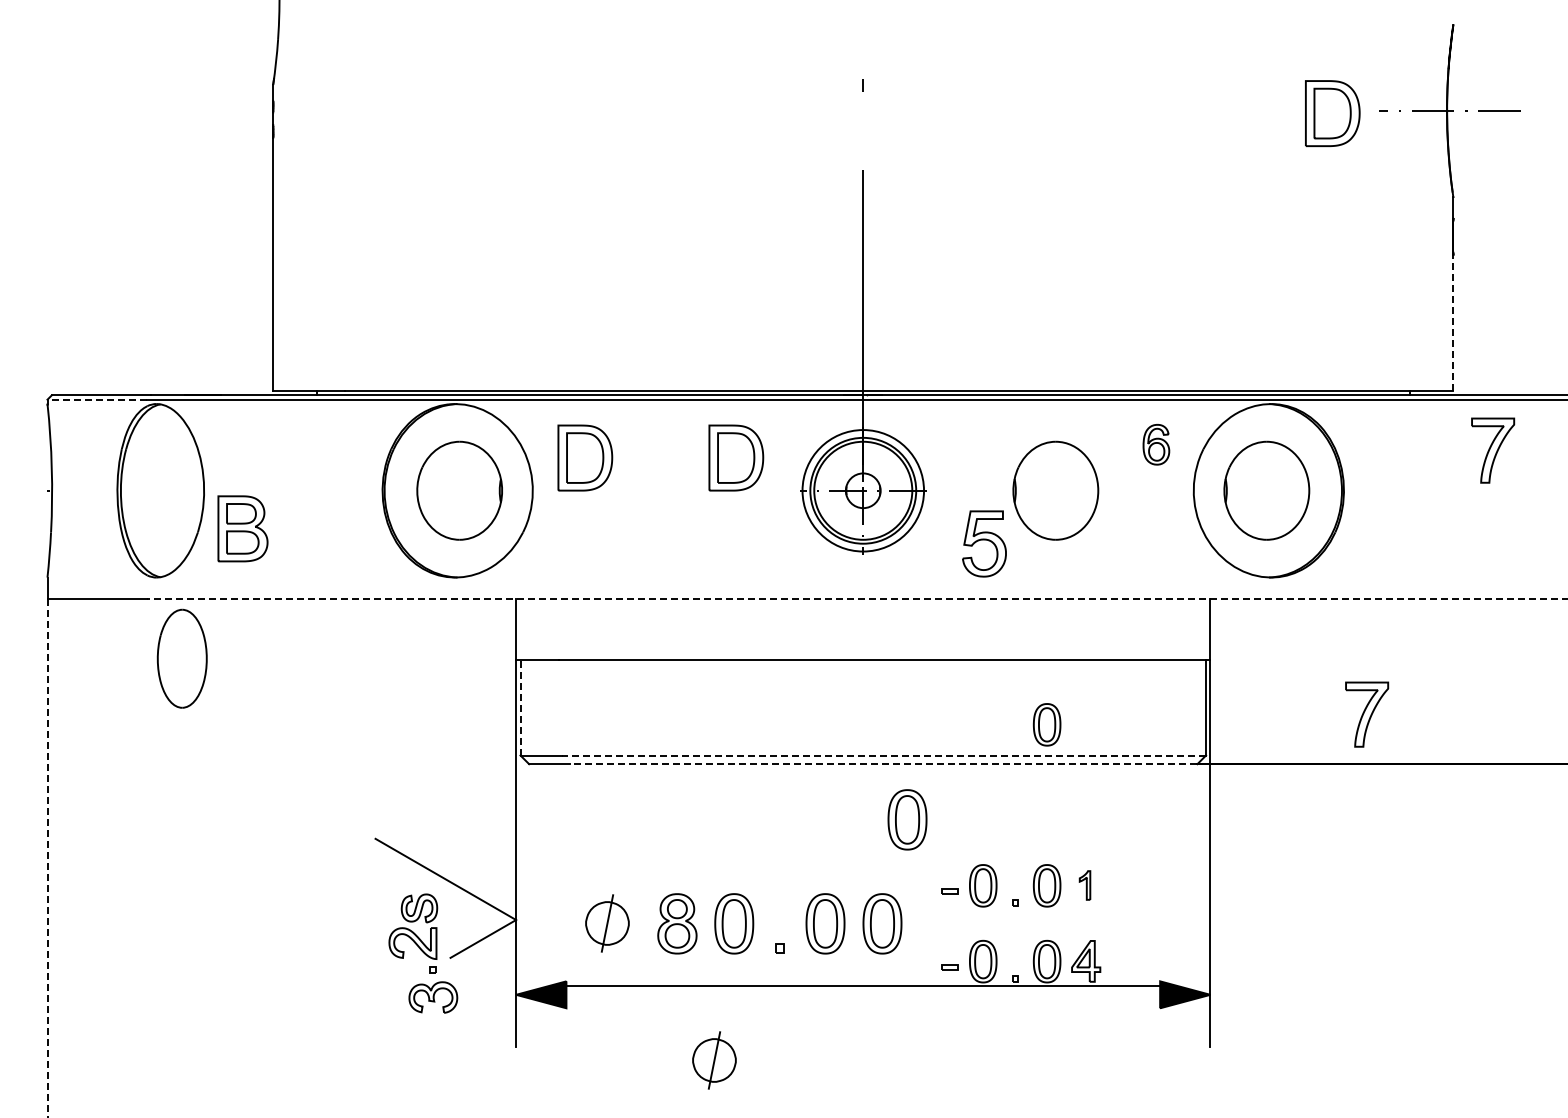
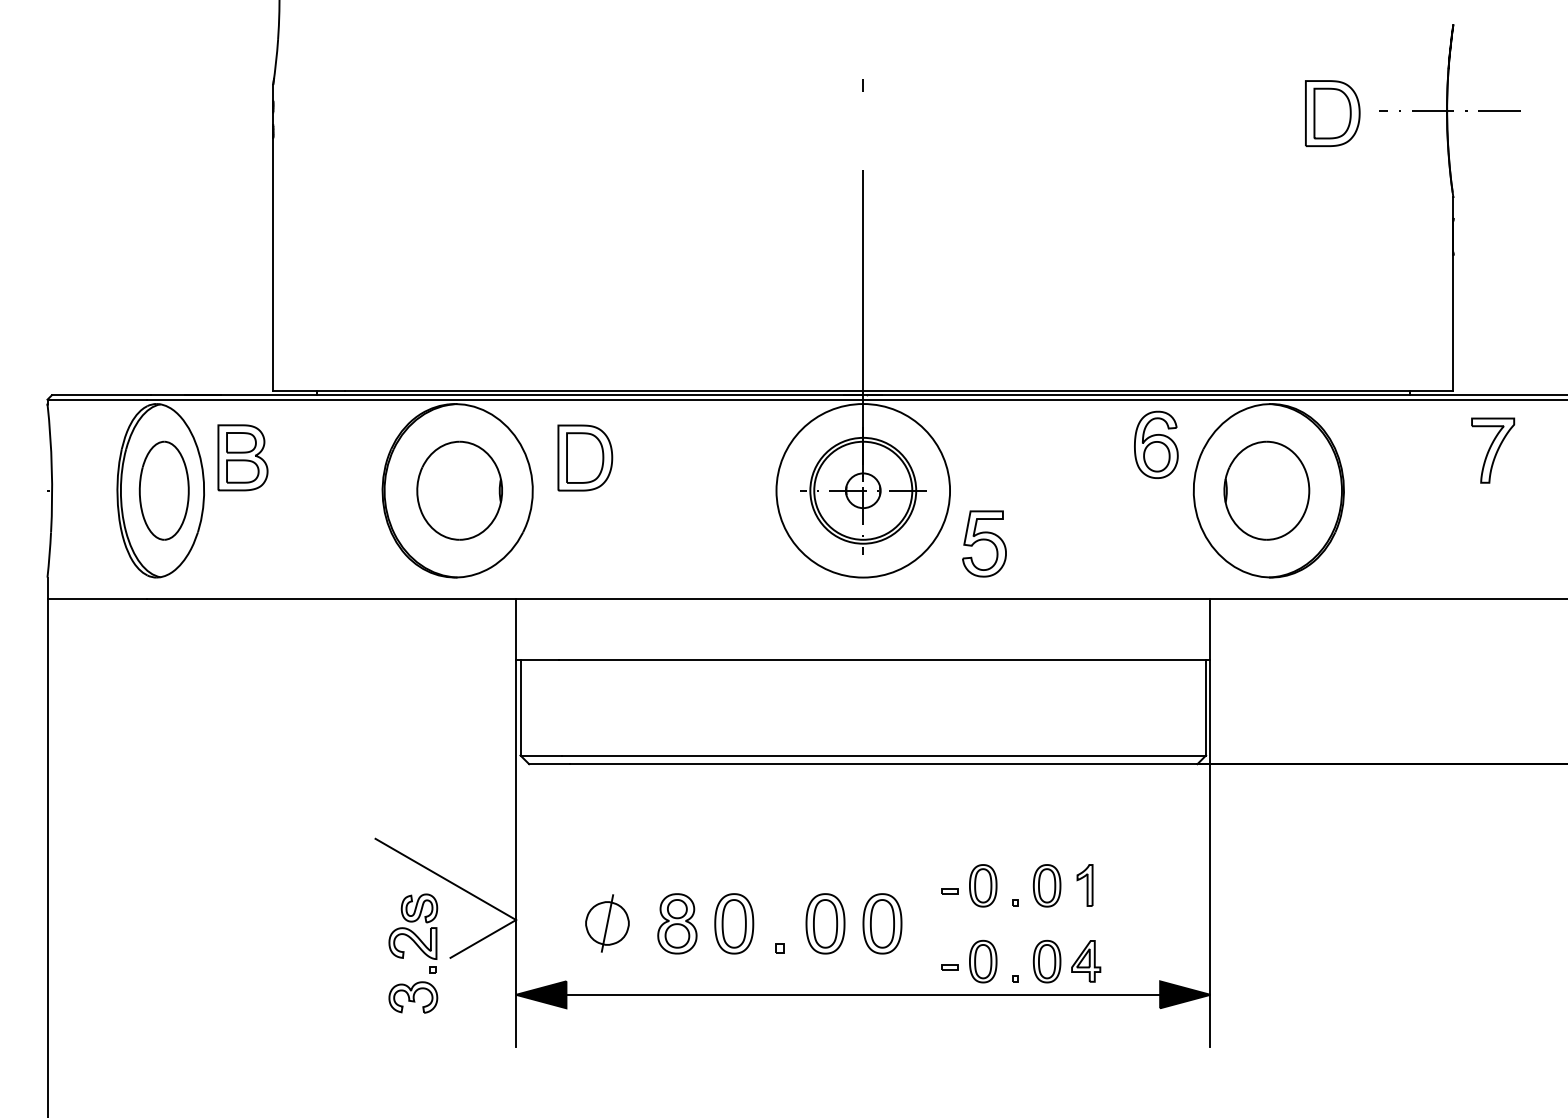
line: dashed -> solid (1453, 323)
line: dashed -> solid (97, 399)
part size: 29x42 px -> 45x69 px (1156, 444)
part: present -> none (736, 457)
circle diameter: 121 px -> 174 px (863, 490)
part: present -> none (1055, 490)
part position: (242, 528) -> (242, 457) (242, 457)
line: dashed -> solid (857, 599)
part position: (181, 658) -> (163, 490) (163, 490)
line: dashed -> solid (520, 707)
part: present -> none (1367, 714)
part: present -> none (1046, 724)
line: dashed -> solid (884, 755)
line: dashed -> solid (883, 764)
part: present -> none (907, 819)
line: dashed -> solid (47, 858)
part size: 14x31 px -> 18x43 px (1084, 885)
line position: (863, 985) -> (863, 994) (863, 994)
part position: (433, 997) -> (413, 997) (413, 997)
part: present -> none (714, 1060)
